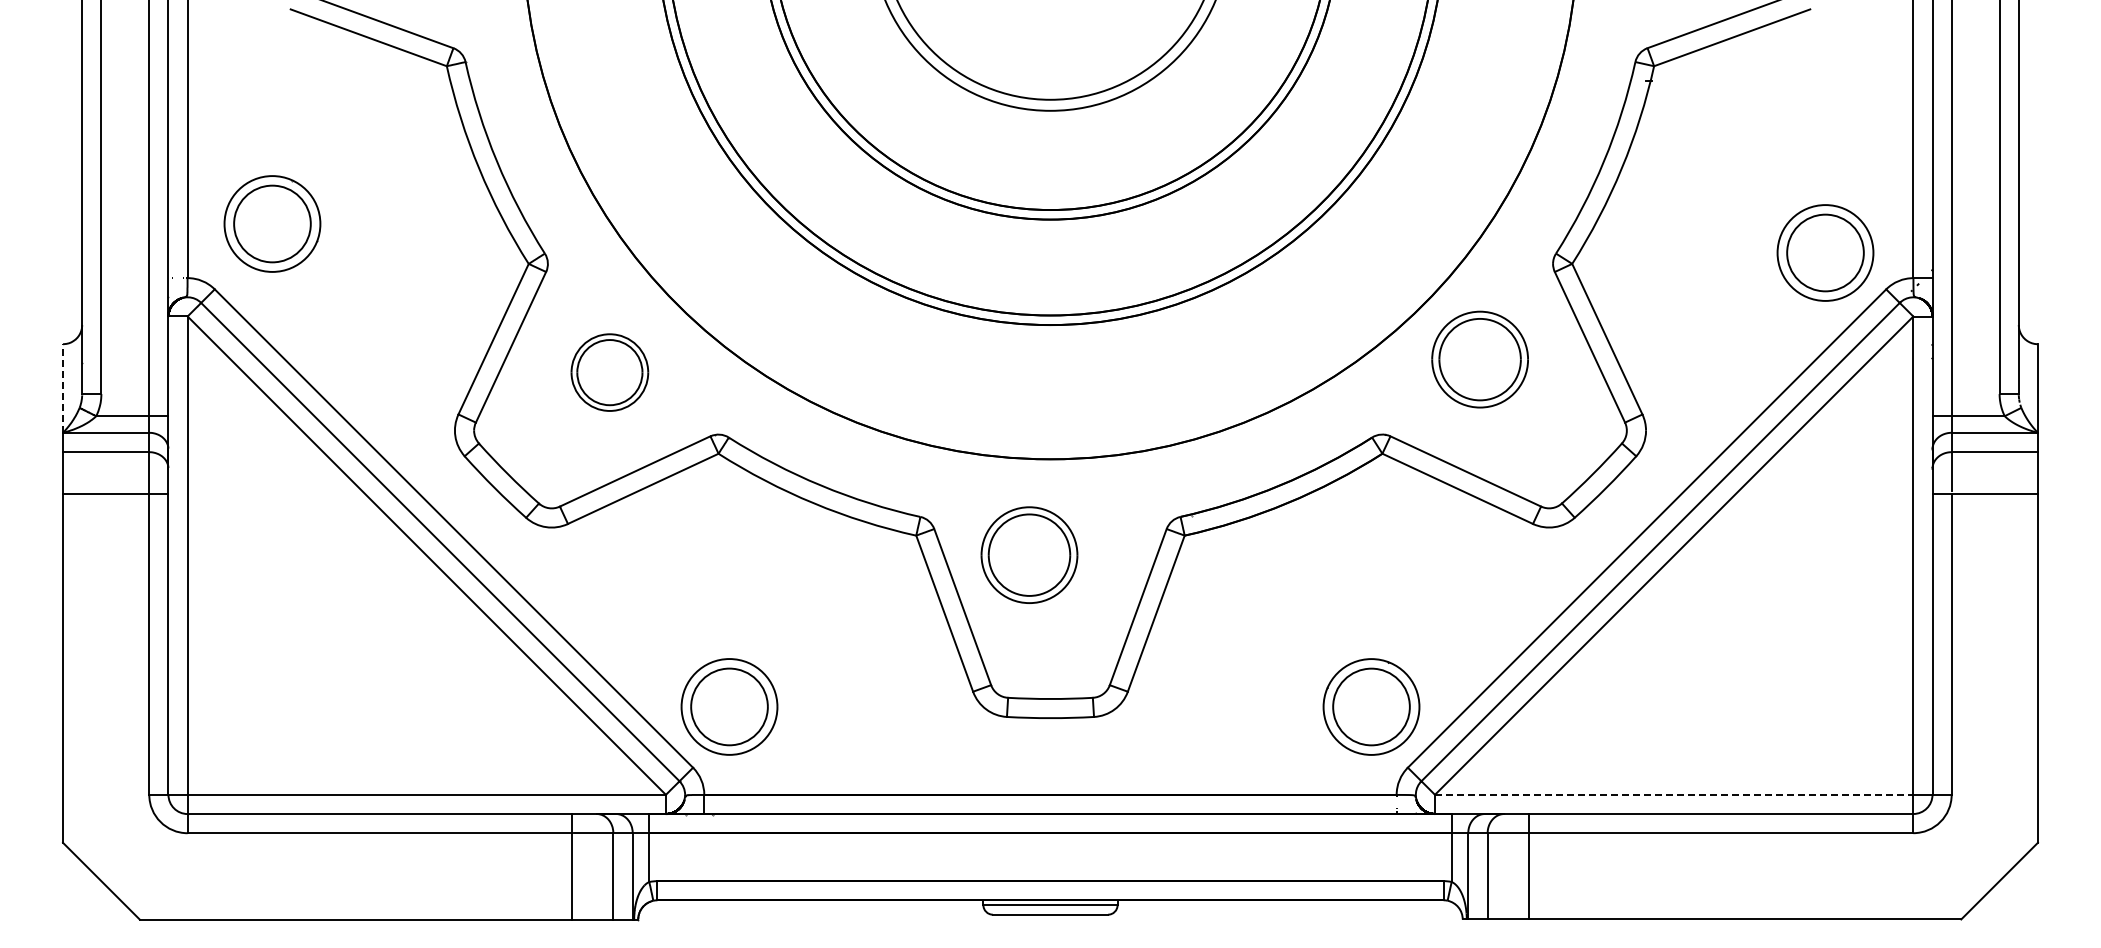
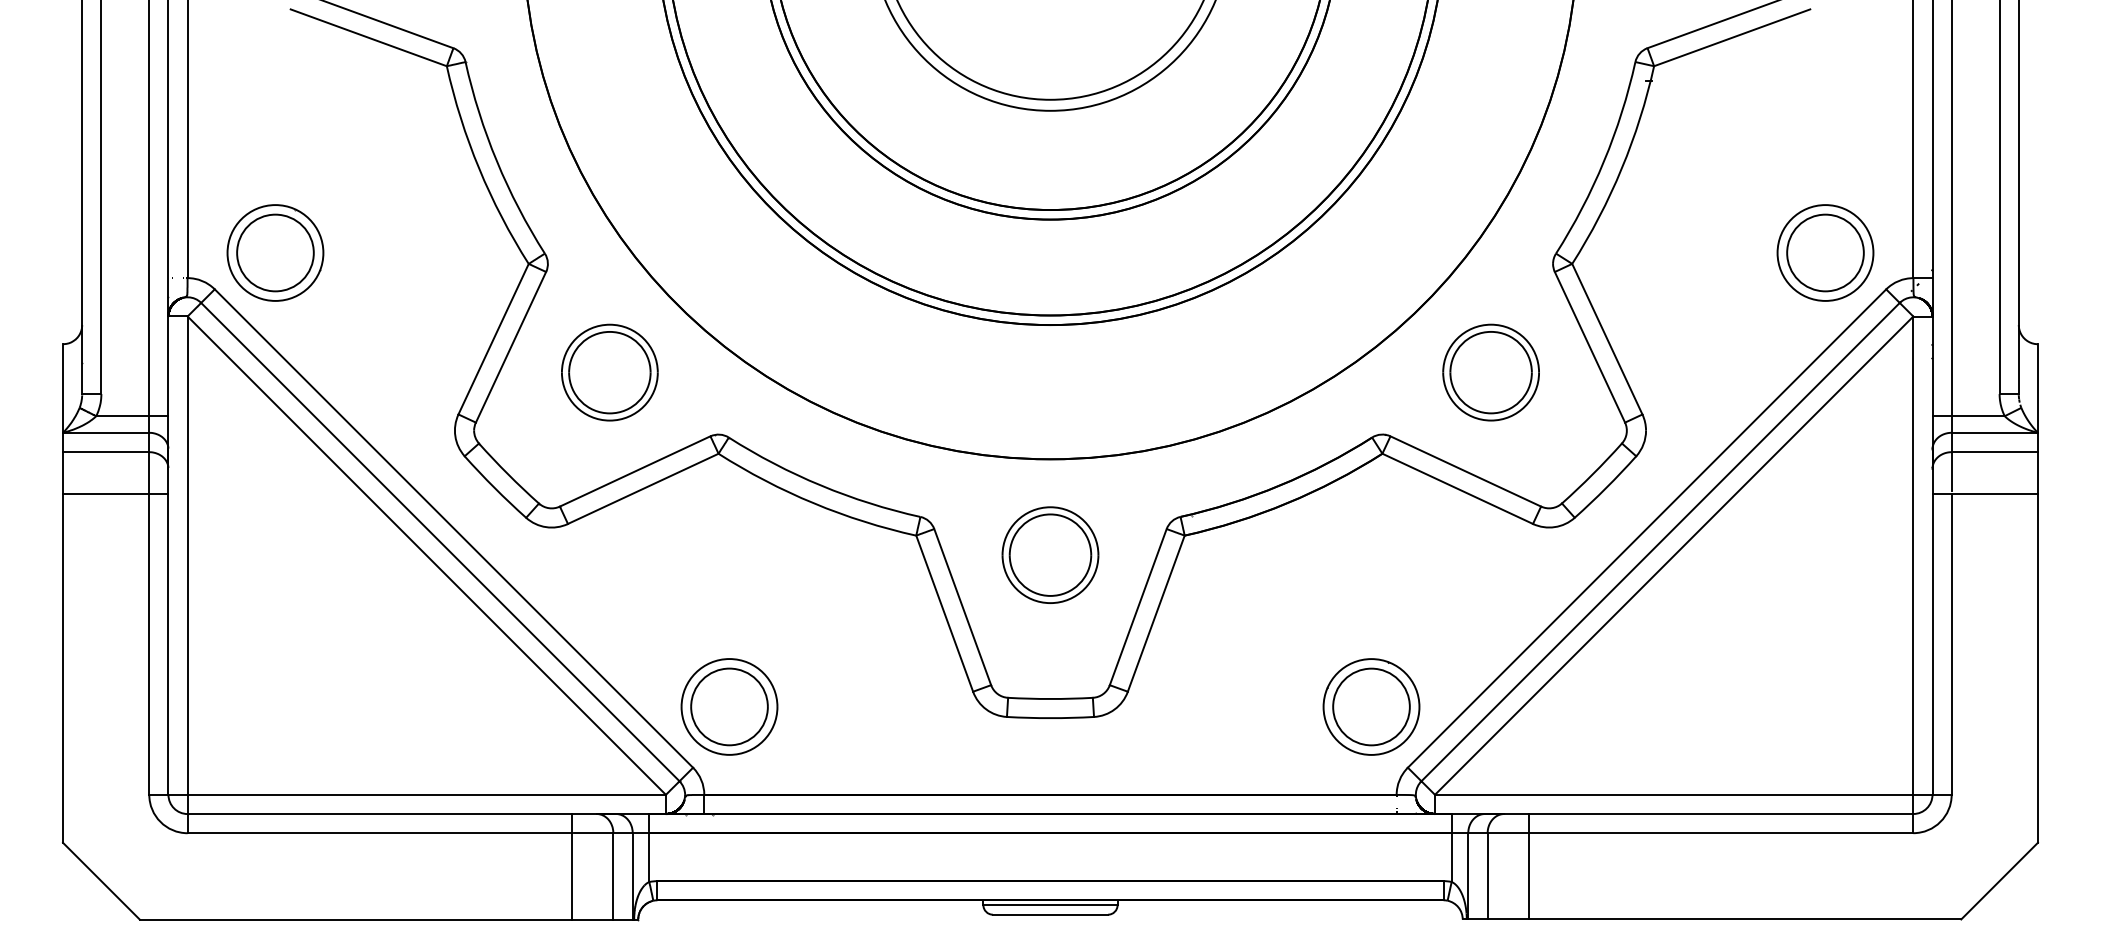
part position: (272, 223) -> (275, 252) (275, 252)
part position: (1479, 359) -> (1490, 372) (1490, 372)
part size: 80x79 px -> 98x99 px (609, 372)
line: dashed -> solid (63, 388)
part position: (1029, 554) -> (1050, 554) (1050, 554)
line: dashed -> solid (1674, 794)
